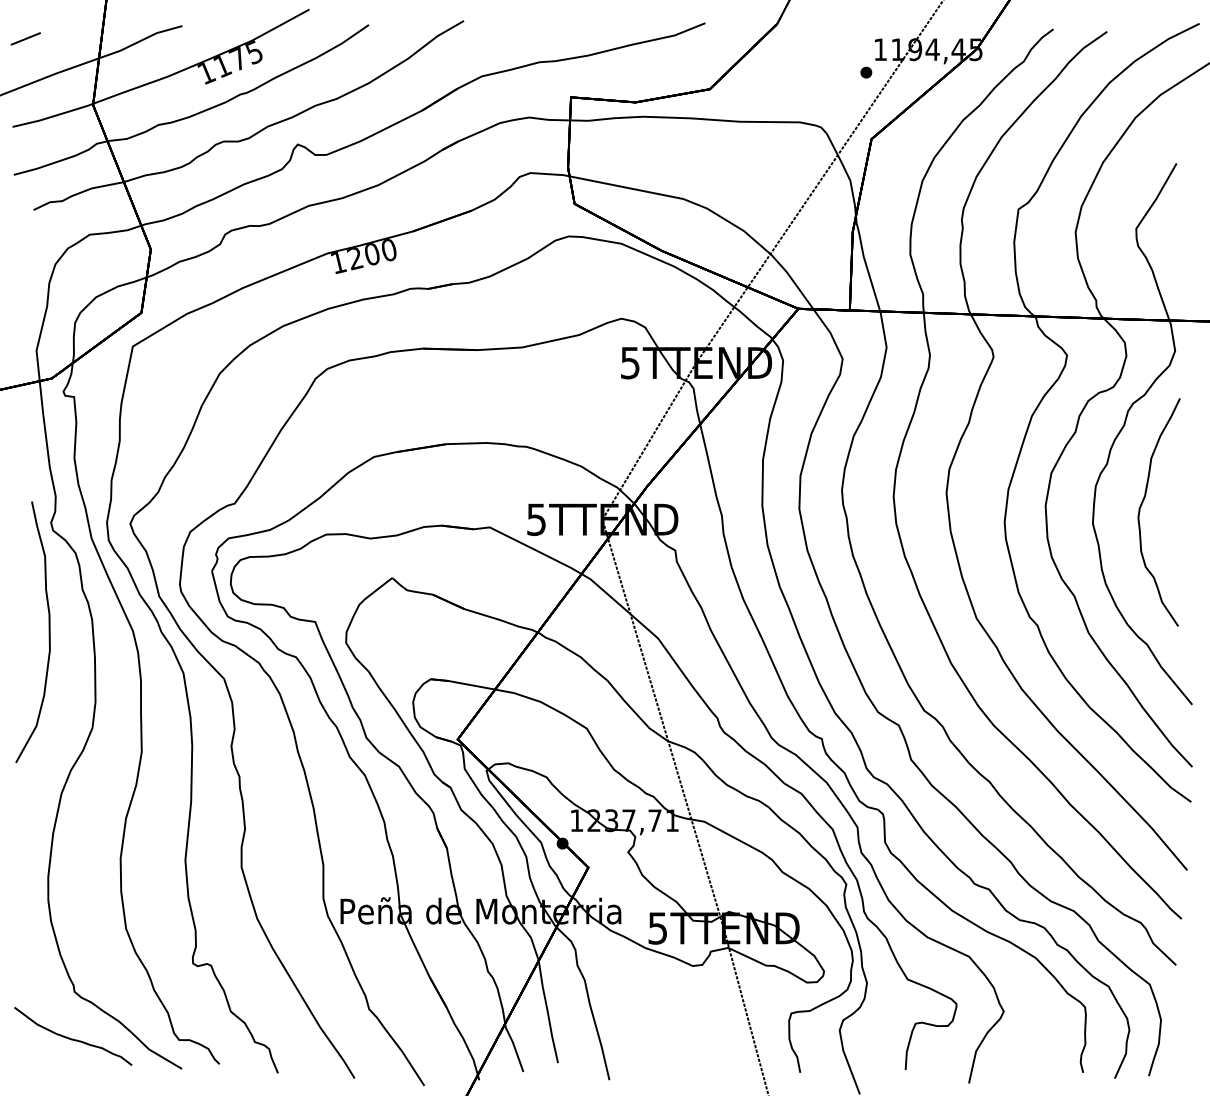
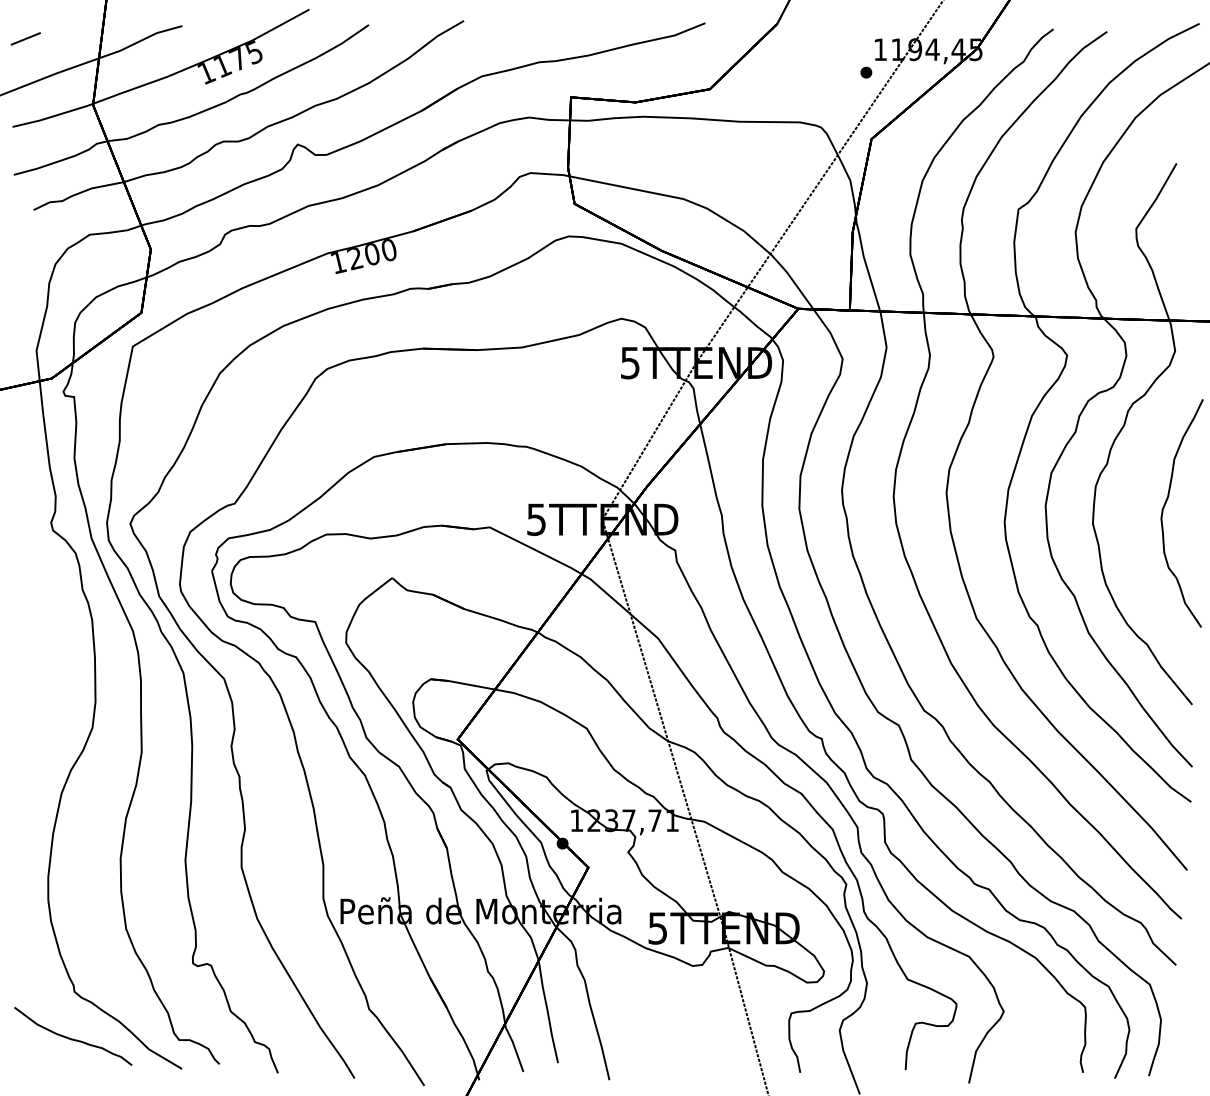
part position: (1141, 507) -> (1164, 508) (1164, 508)
curve: present -> none (48, 632)
